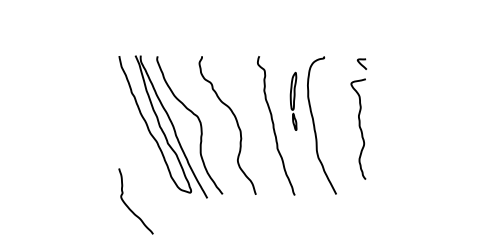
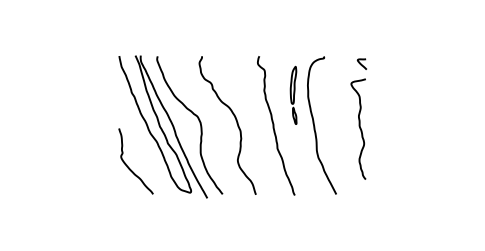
part position: (293, 100) -> (293, 94) (293, 94)
curve position: (129, 207) -> (129, 167) (129, 167)
